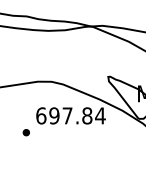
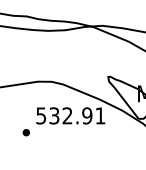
text: 697.84 -> 532.91 (70, 115)
